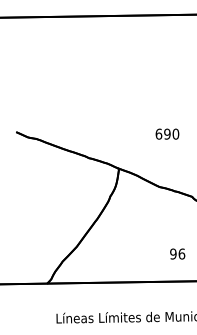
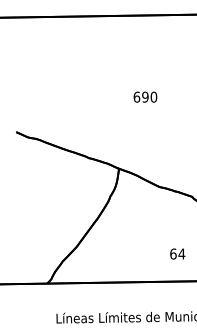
text position: (167, 133) -> (145, 96) (145, 96)
text: 96 -> 64 (177, 253)
